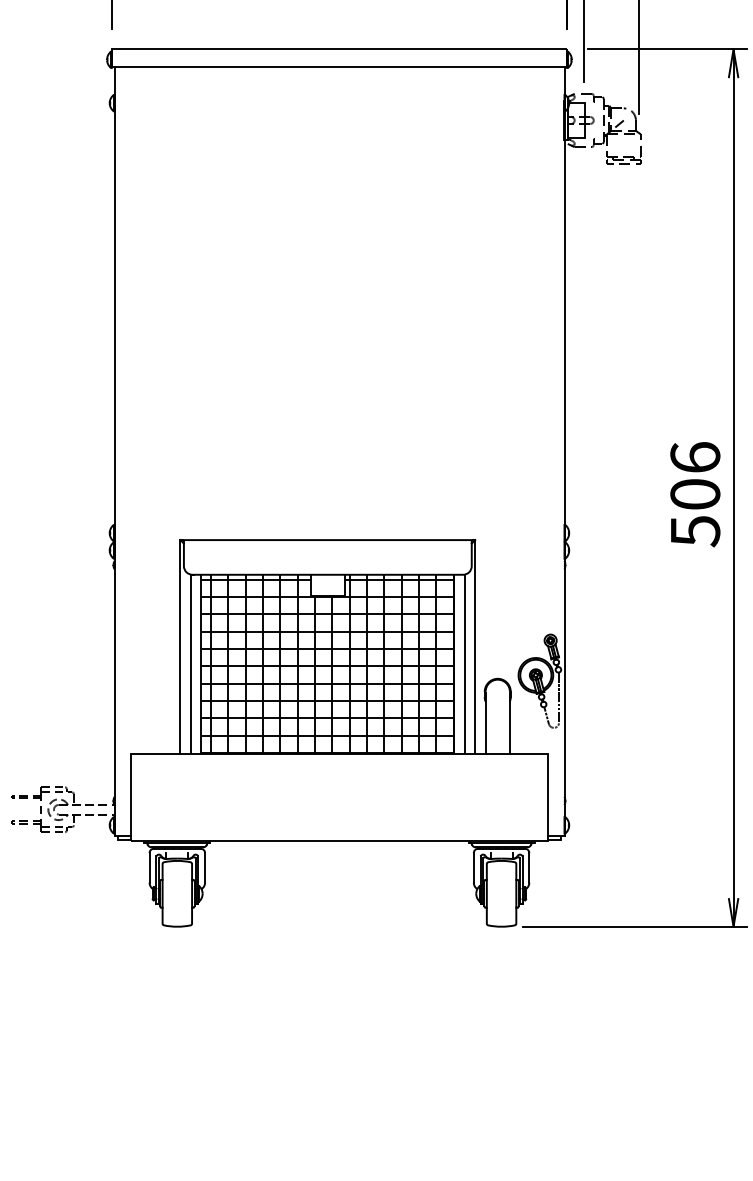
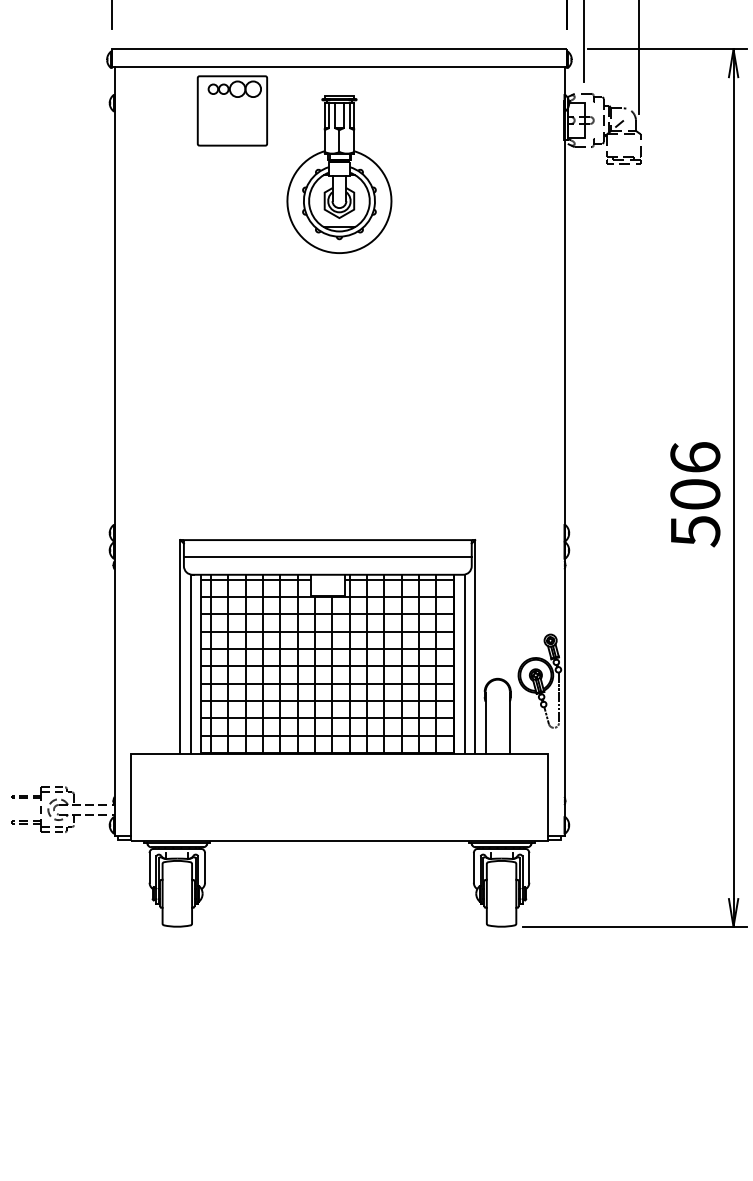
part: none -> present (231, 110)
part: none -> present (339, 174)
line: none -> present (327, 557)
